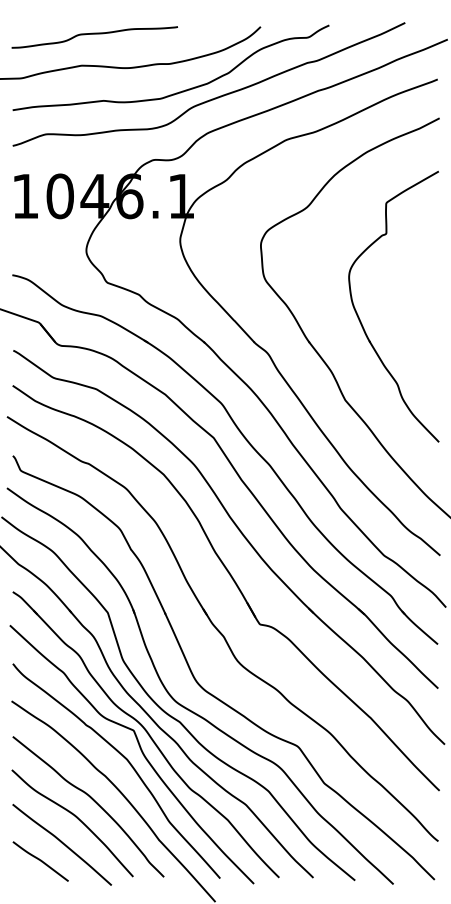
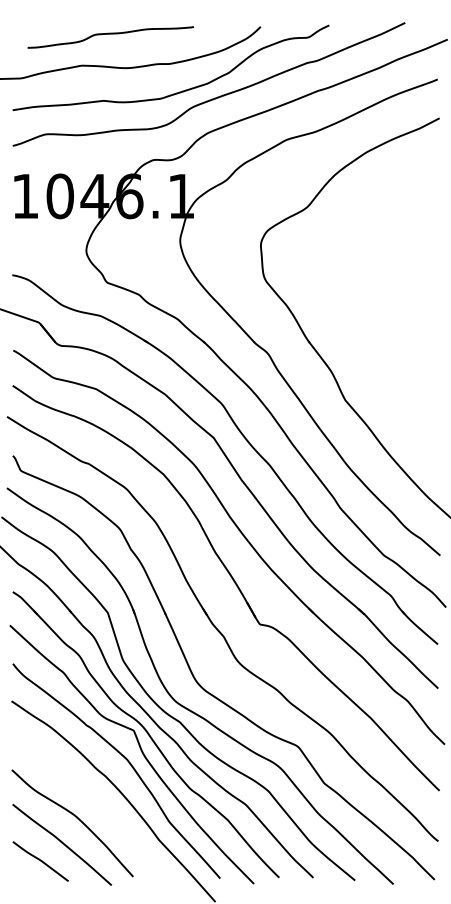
curve position: (94, 34) -> (110, 34) (110, 34)
part: present -> none (361, 321)
curve: present -> none (93, 801)
